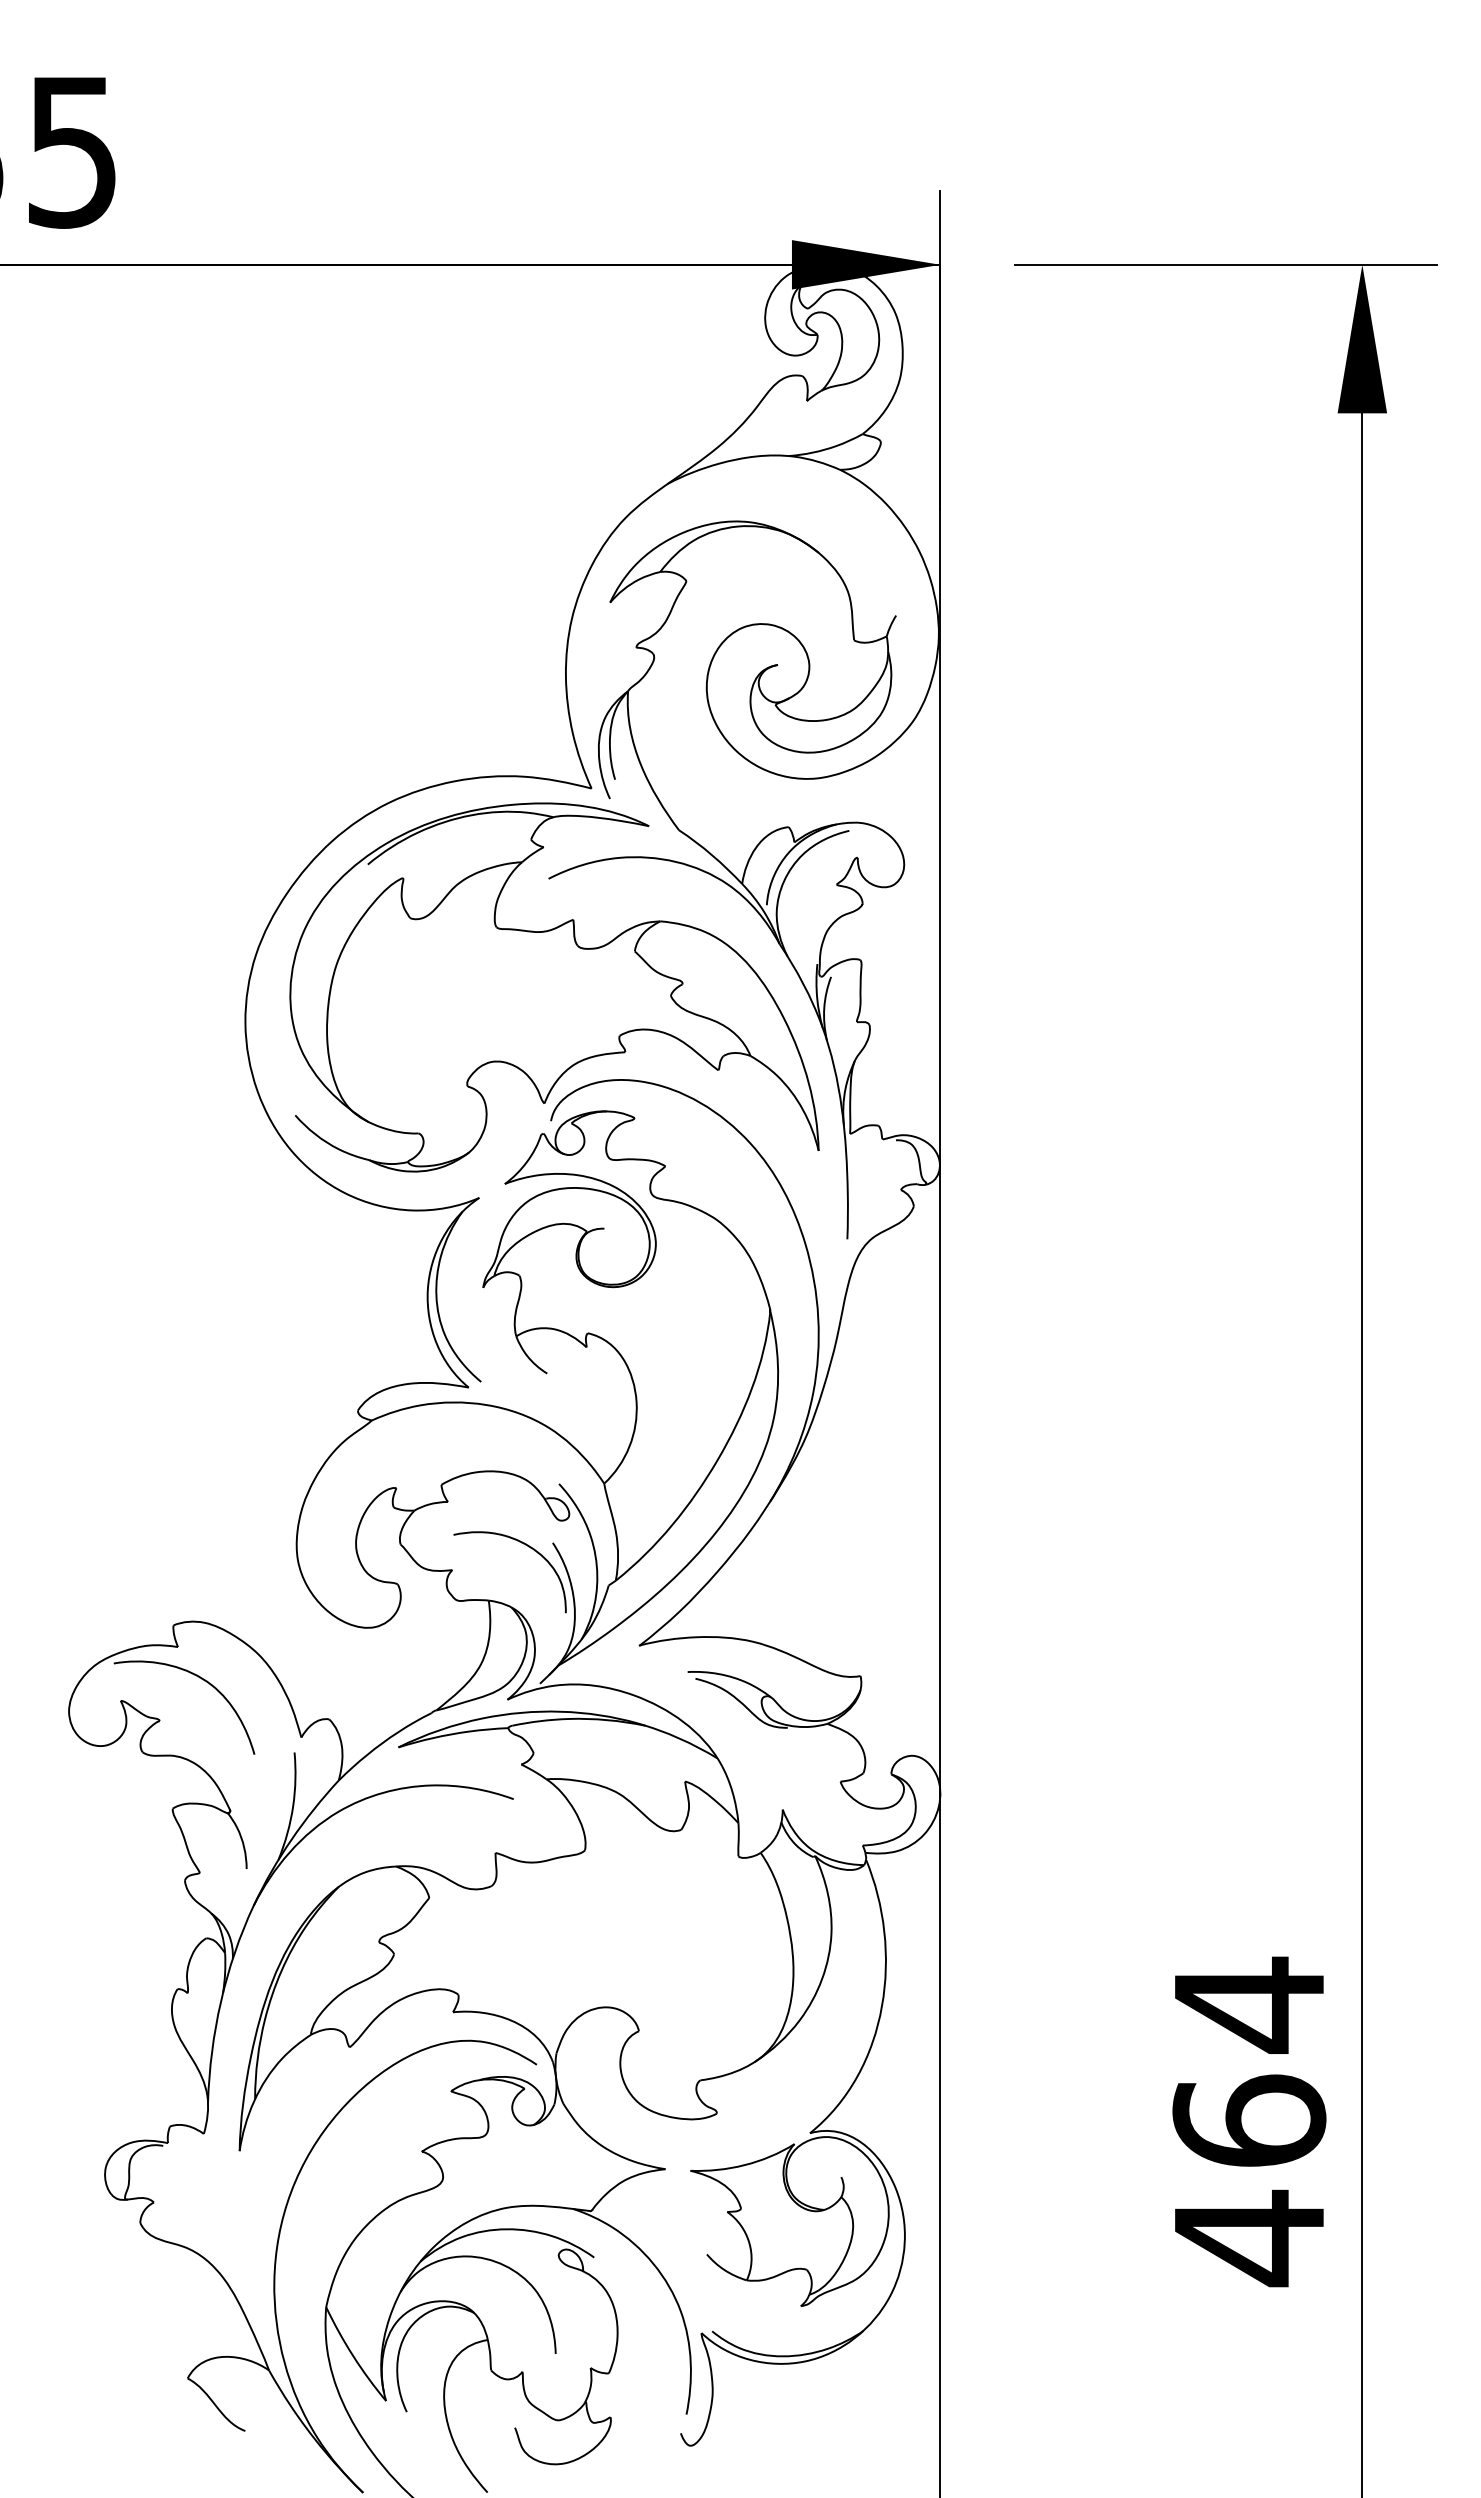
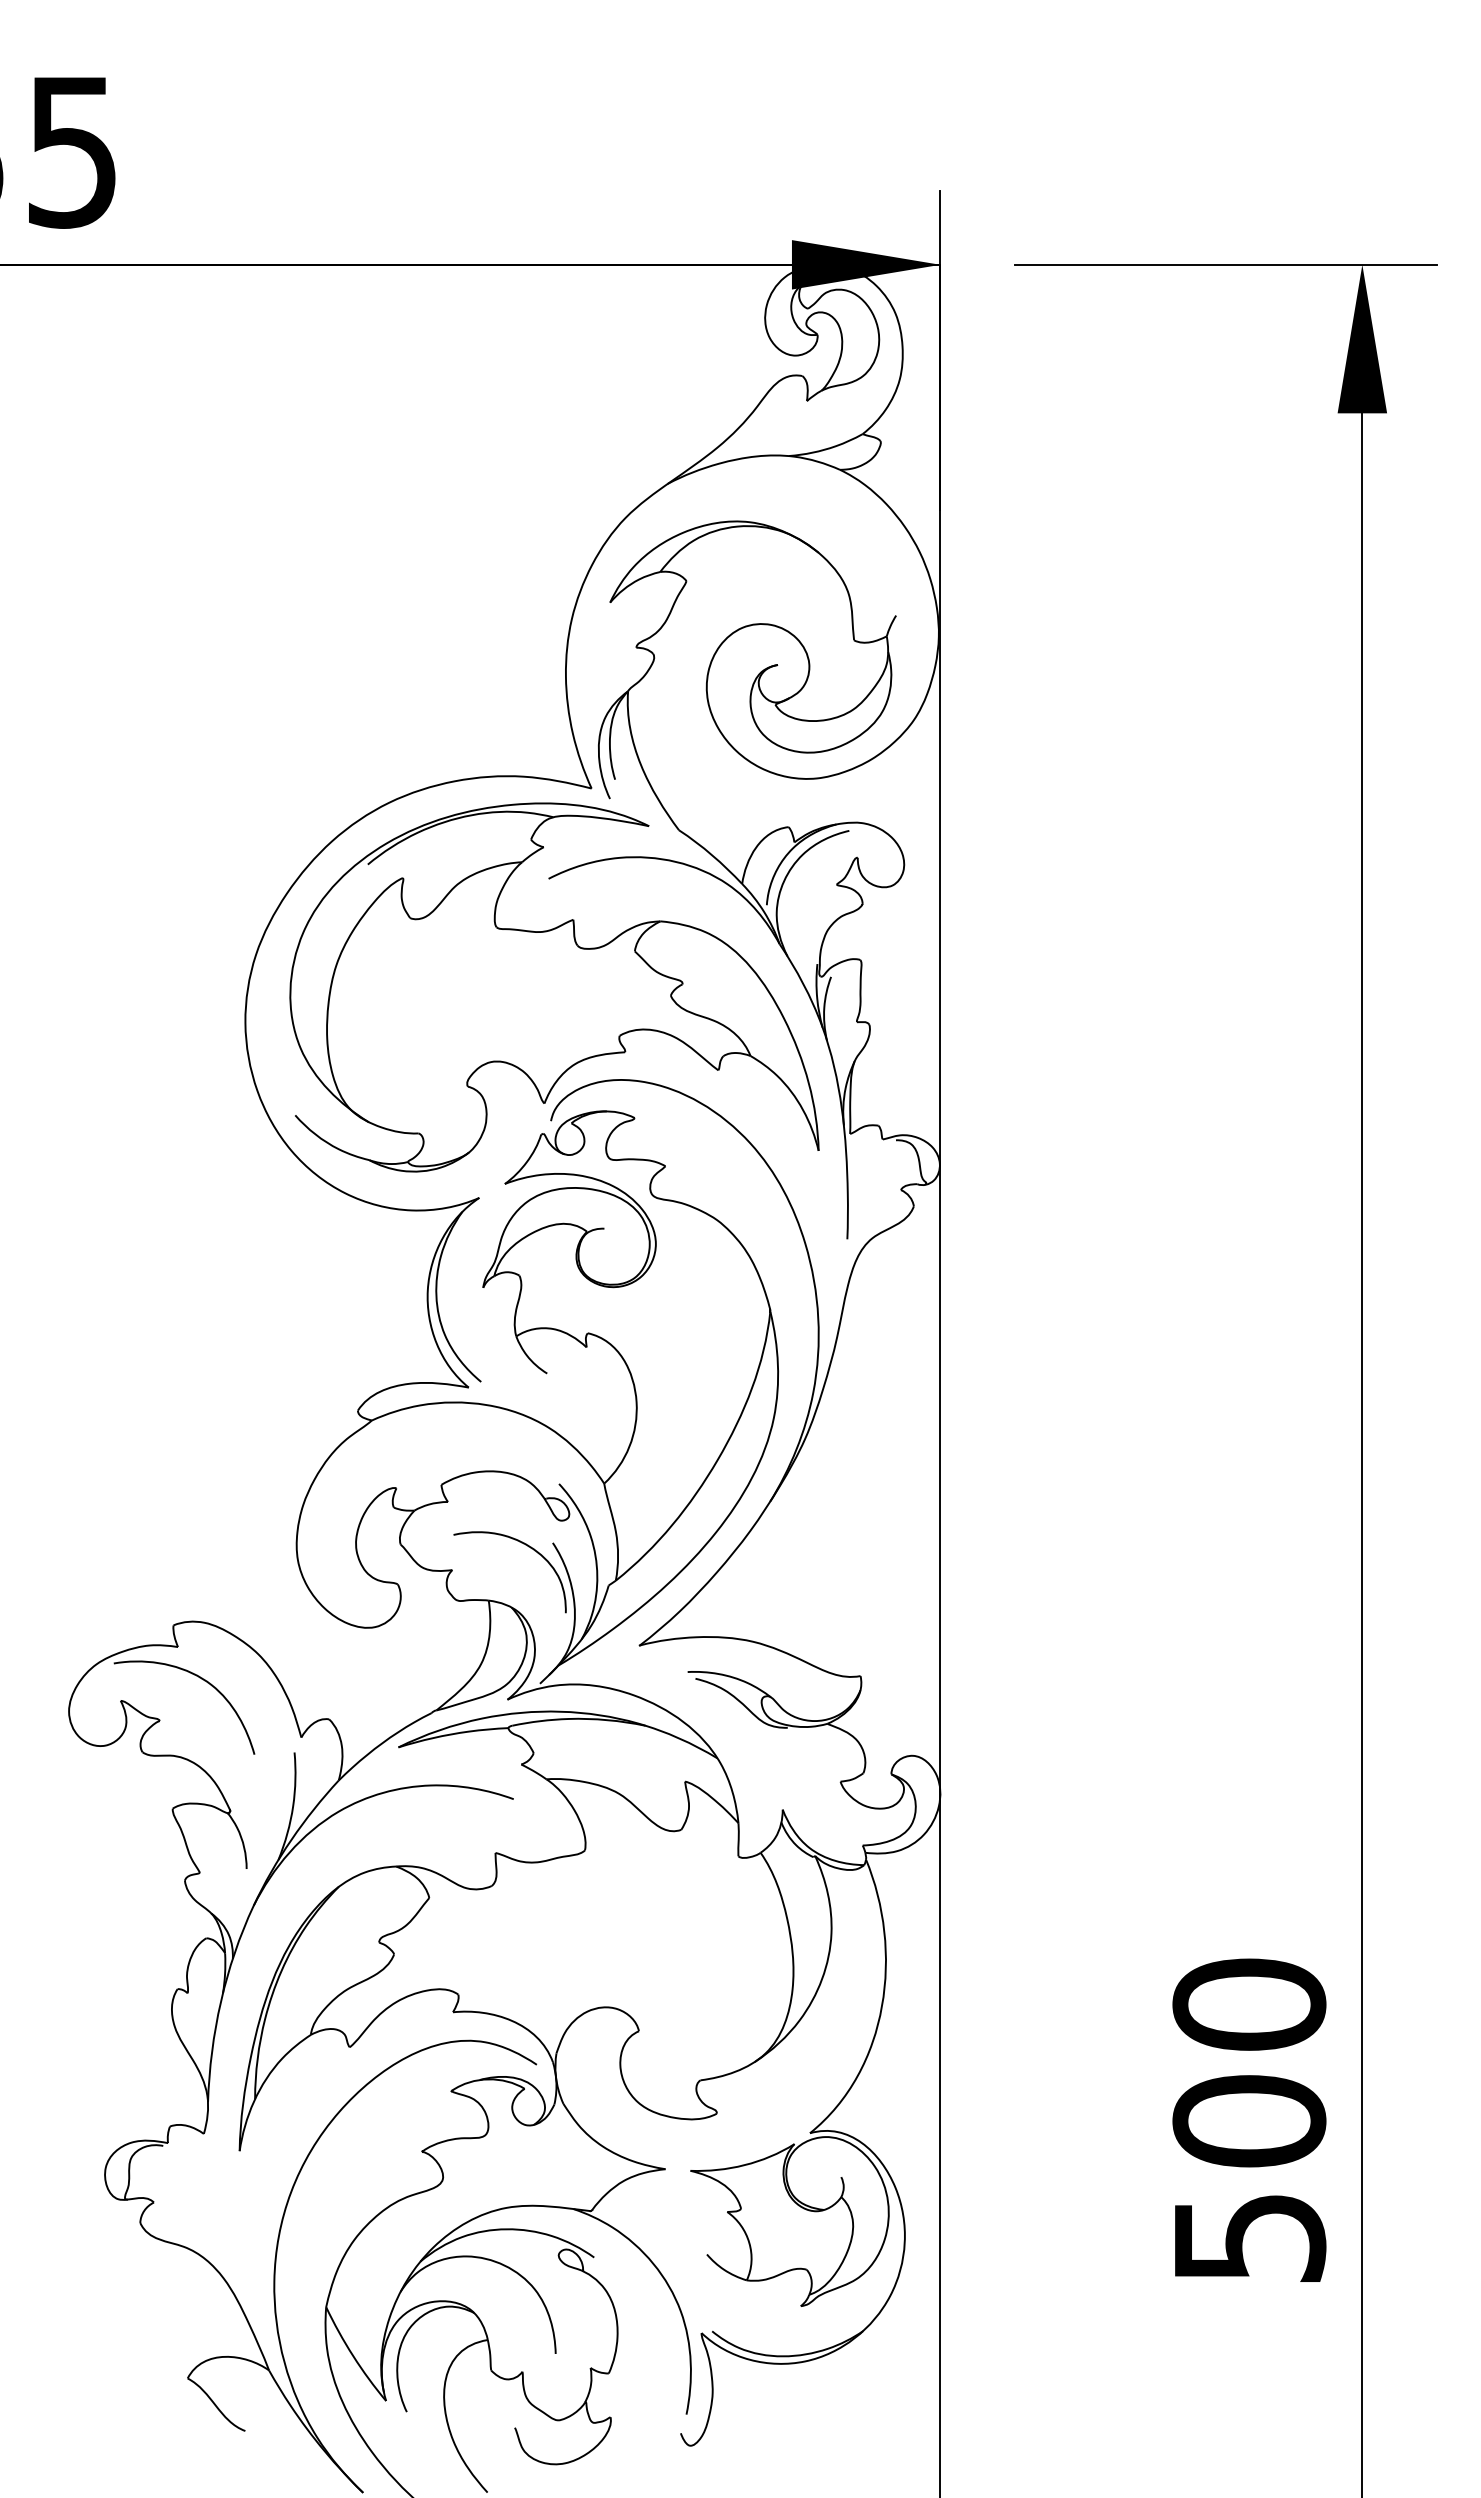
text: 464 -> 500 (1249, 2121)
